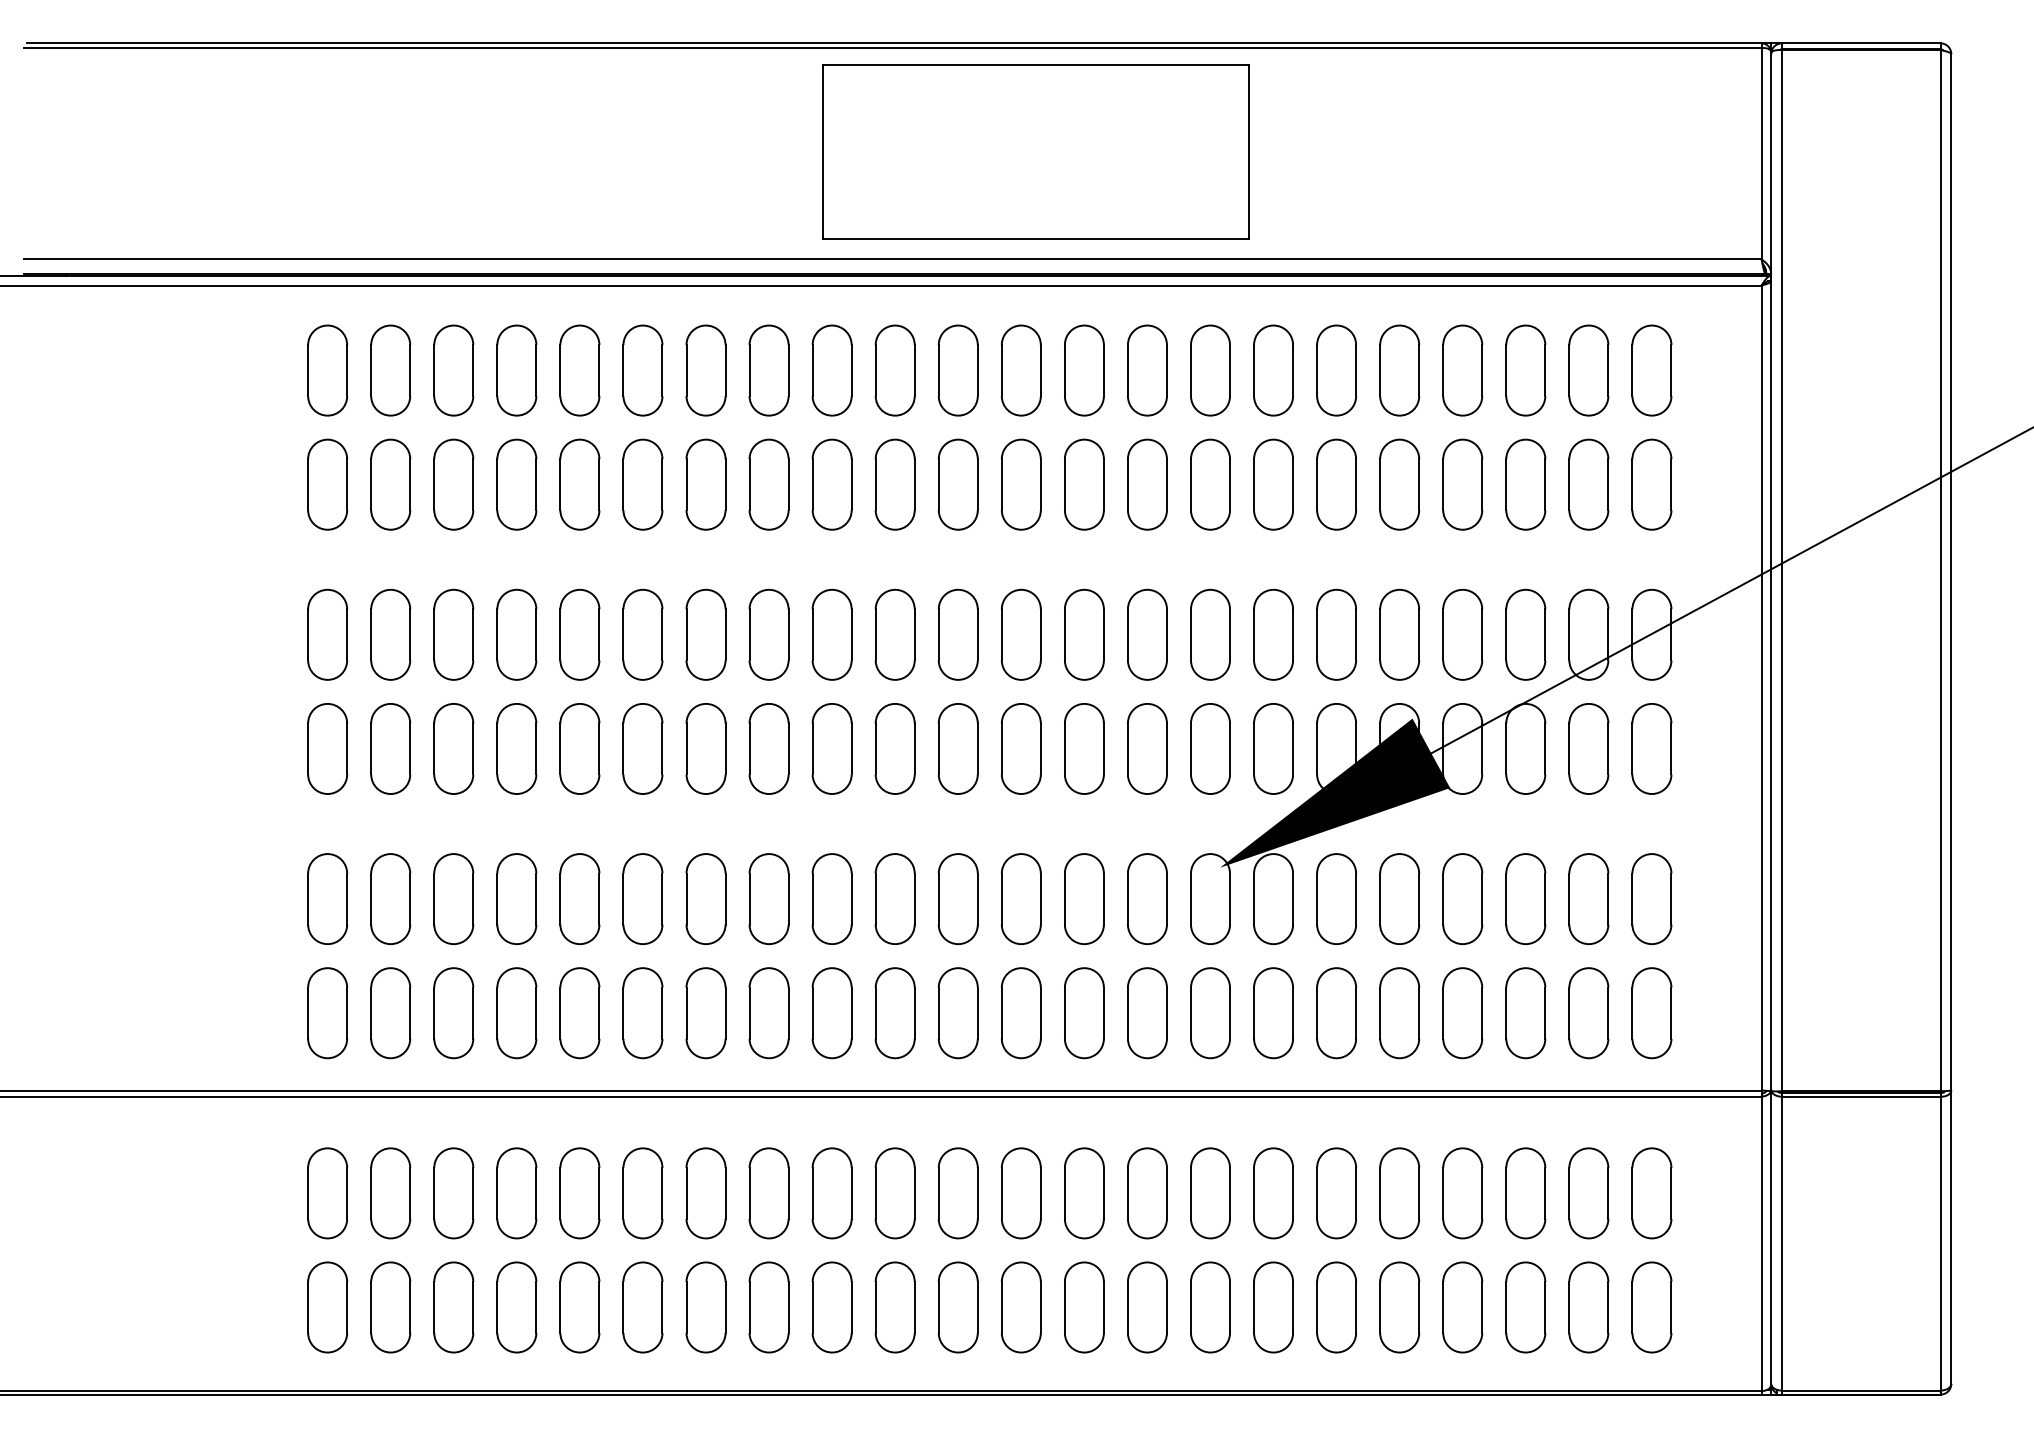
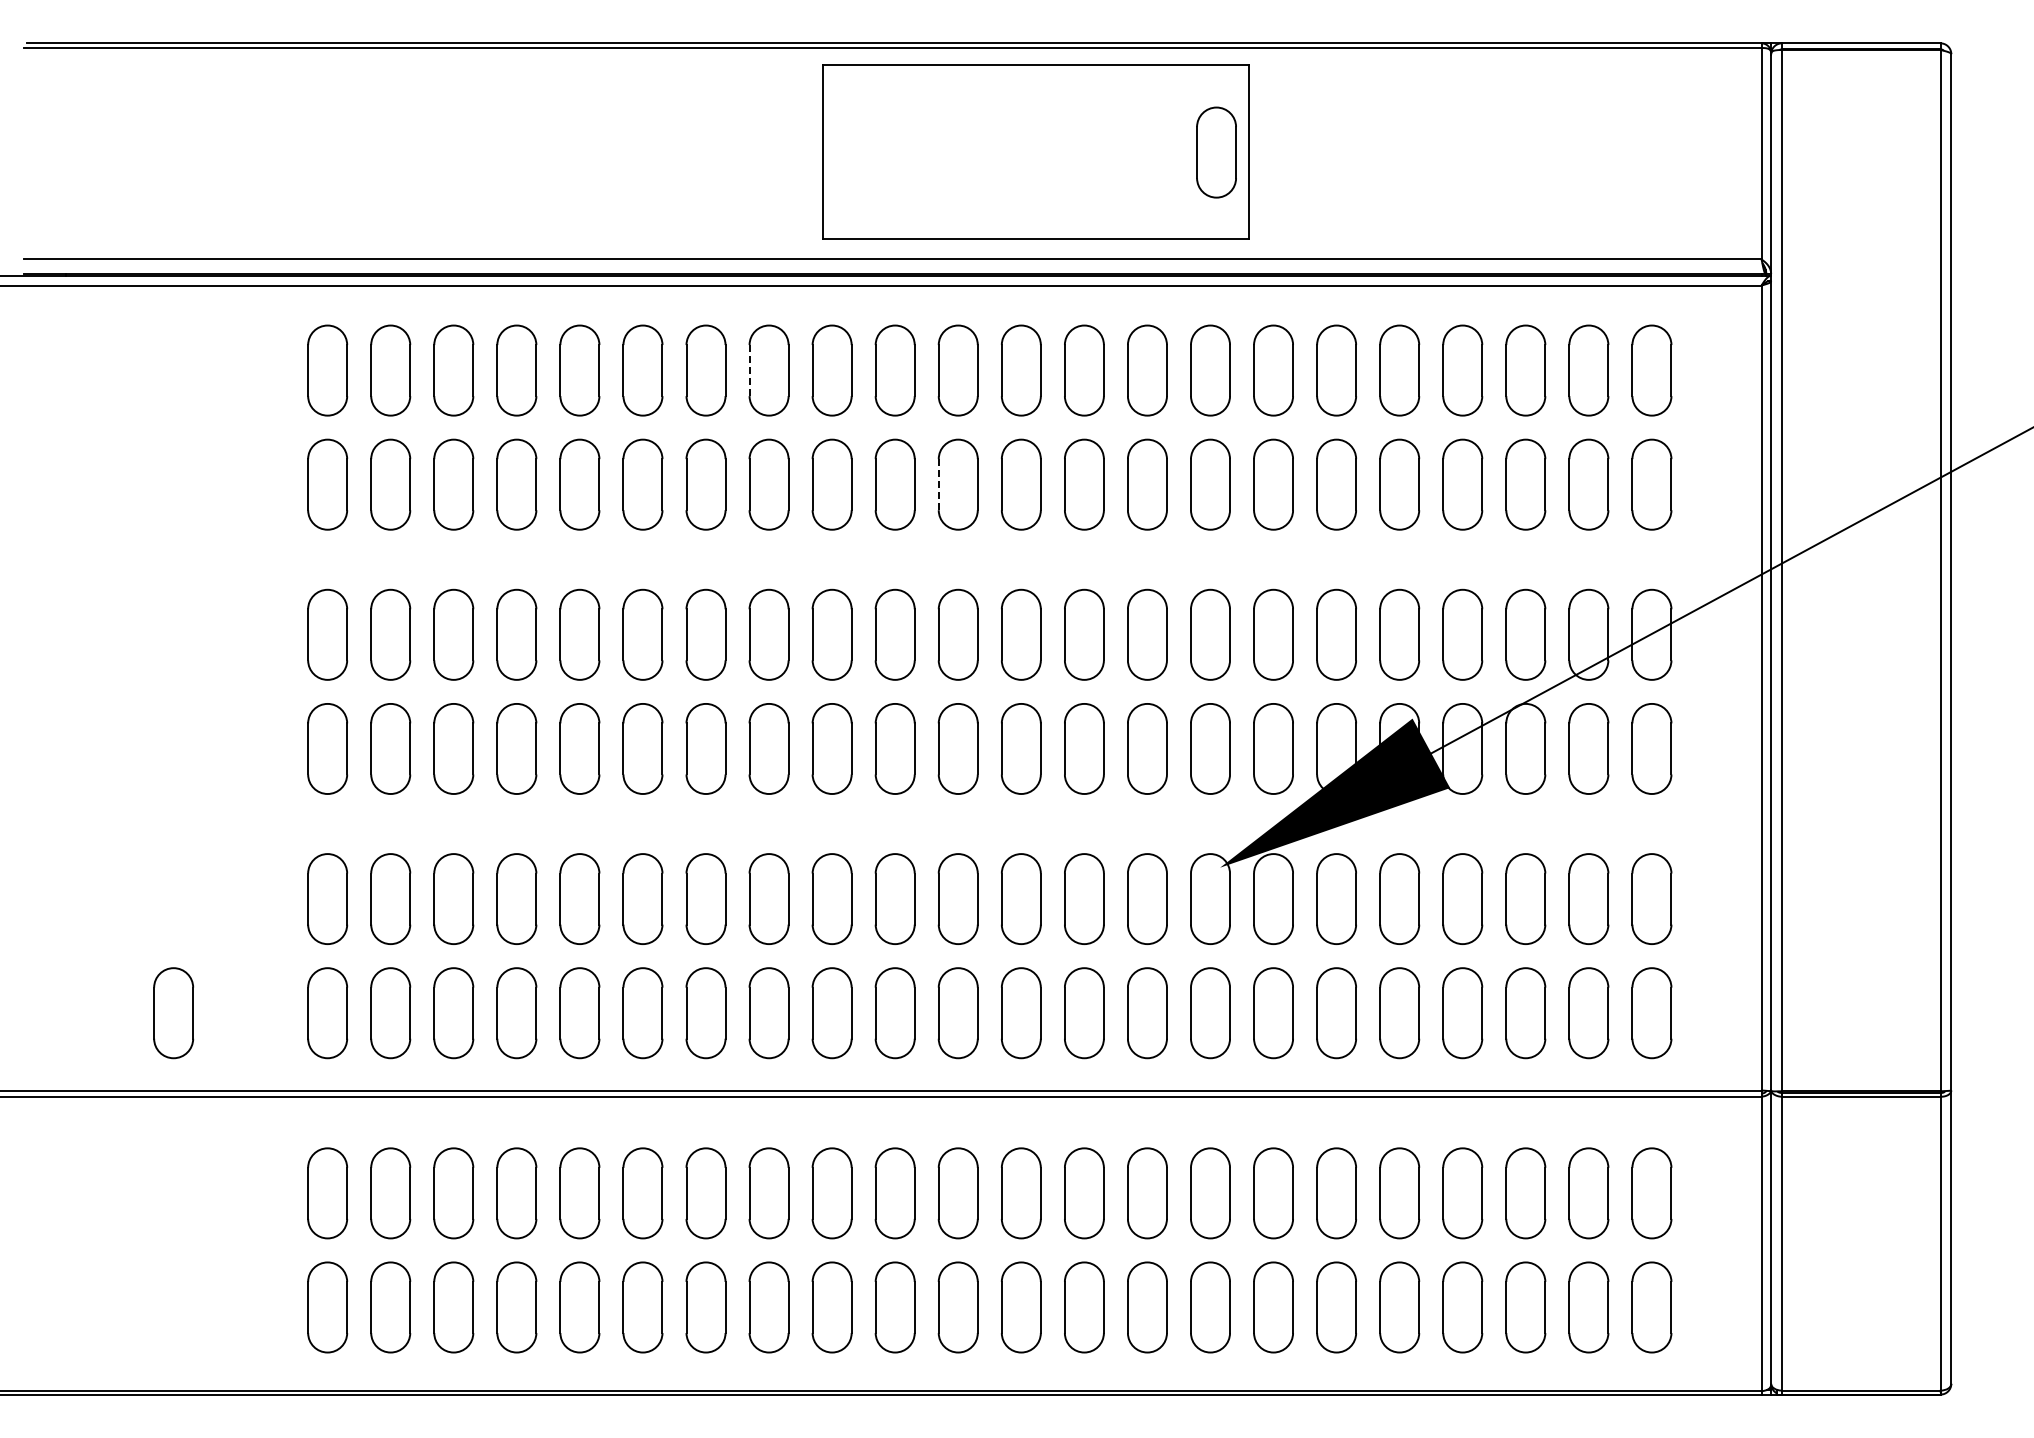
part: none -> present (1216, 152)
line: solid -> dashed (749, 370)
line: solid -> dashed (938, 484)
part: none -> present (173, 1013)
